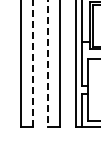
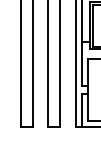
line: dashed -> solid (32, 63)
line: dashed -> solid (48, 63)
